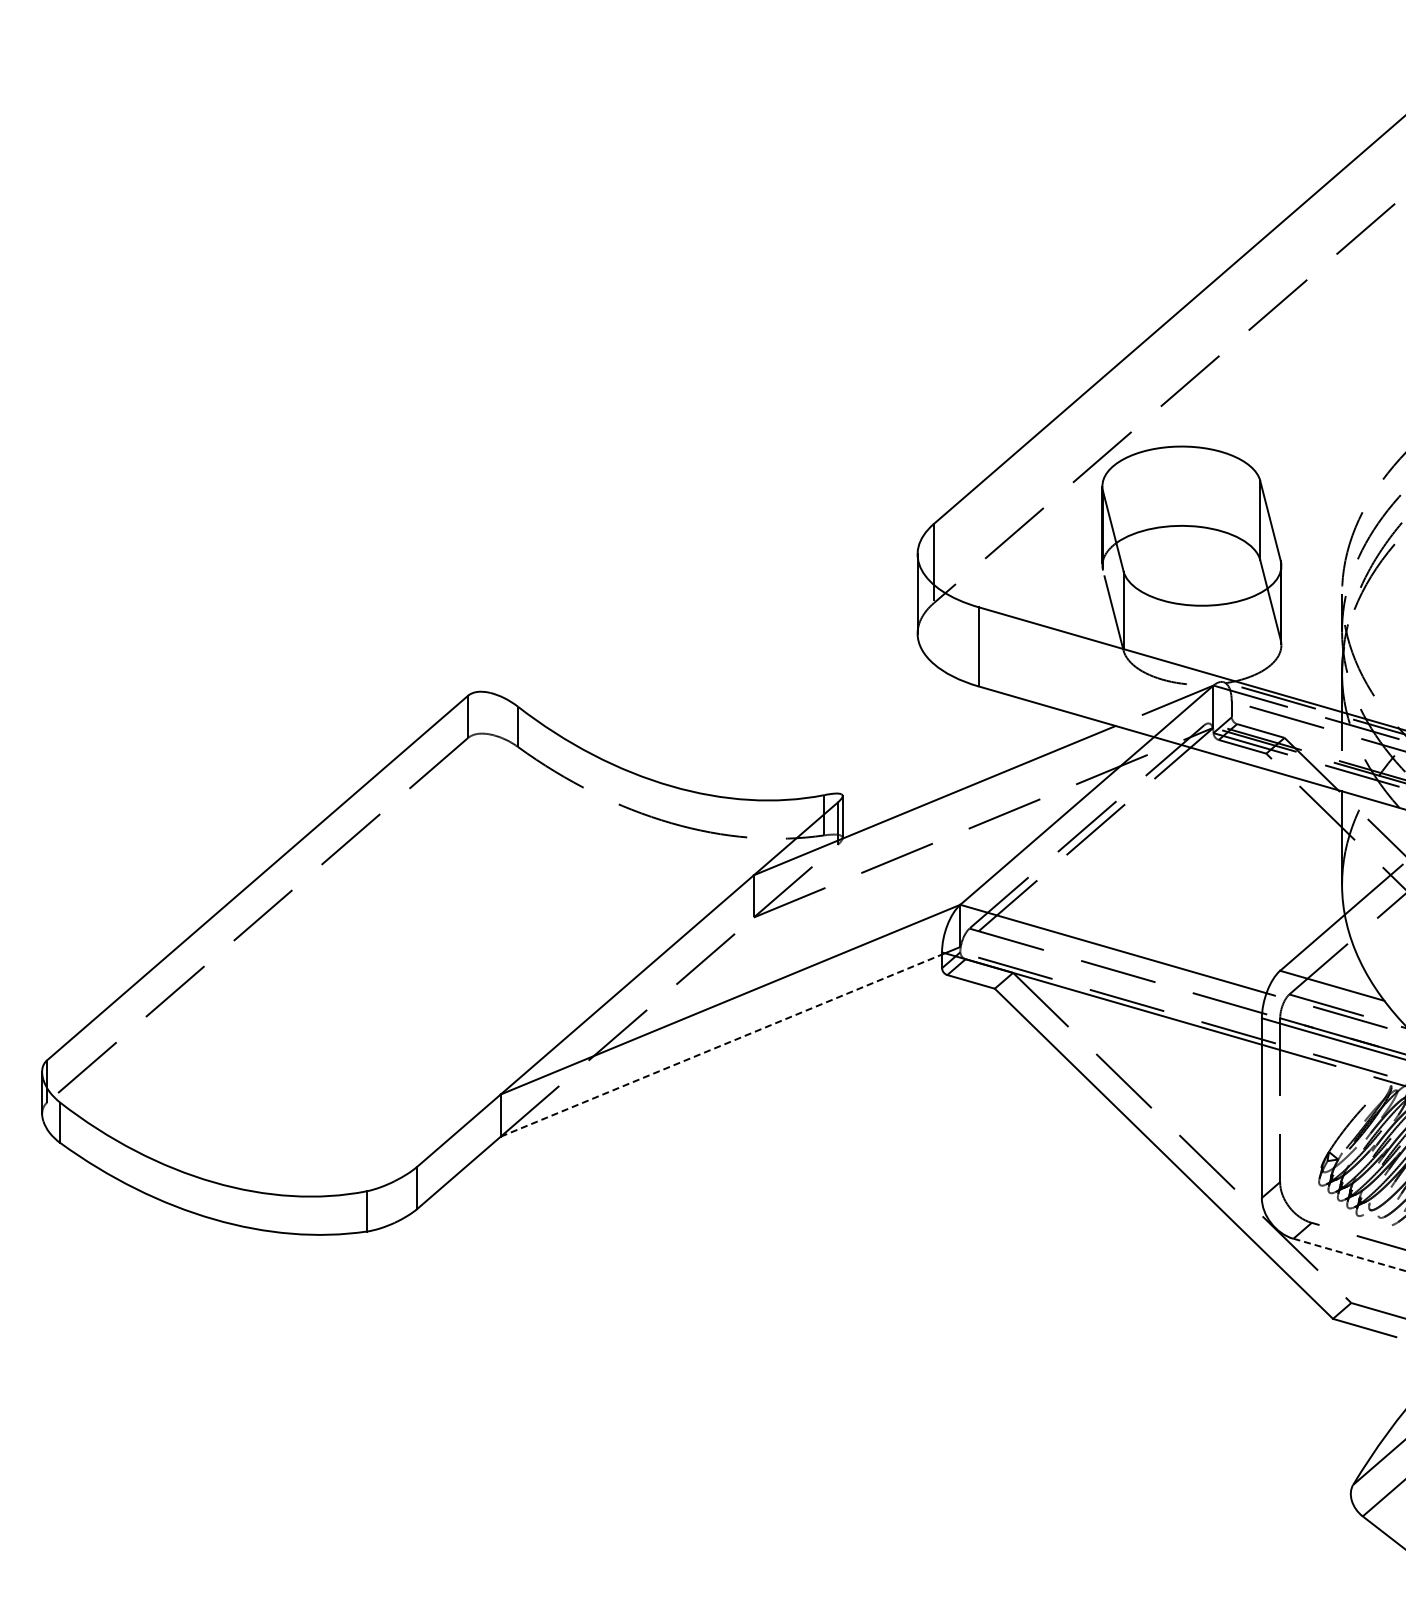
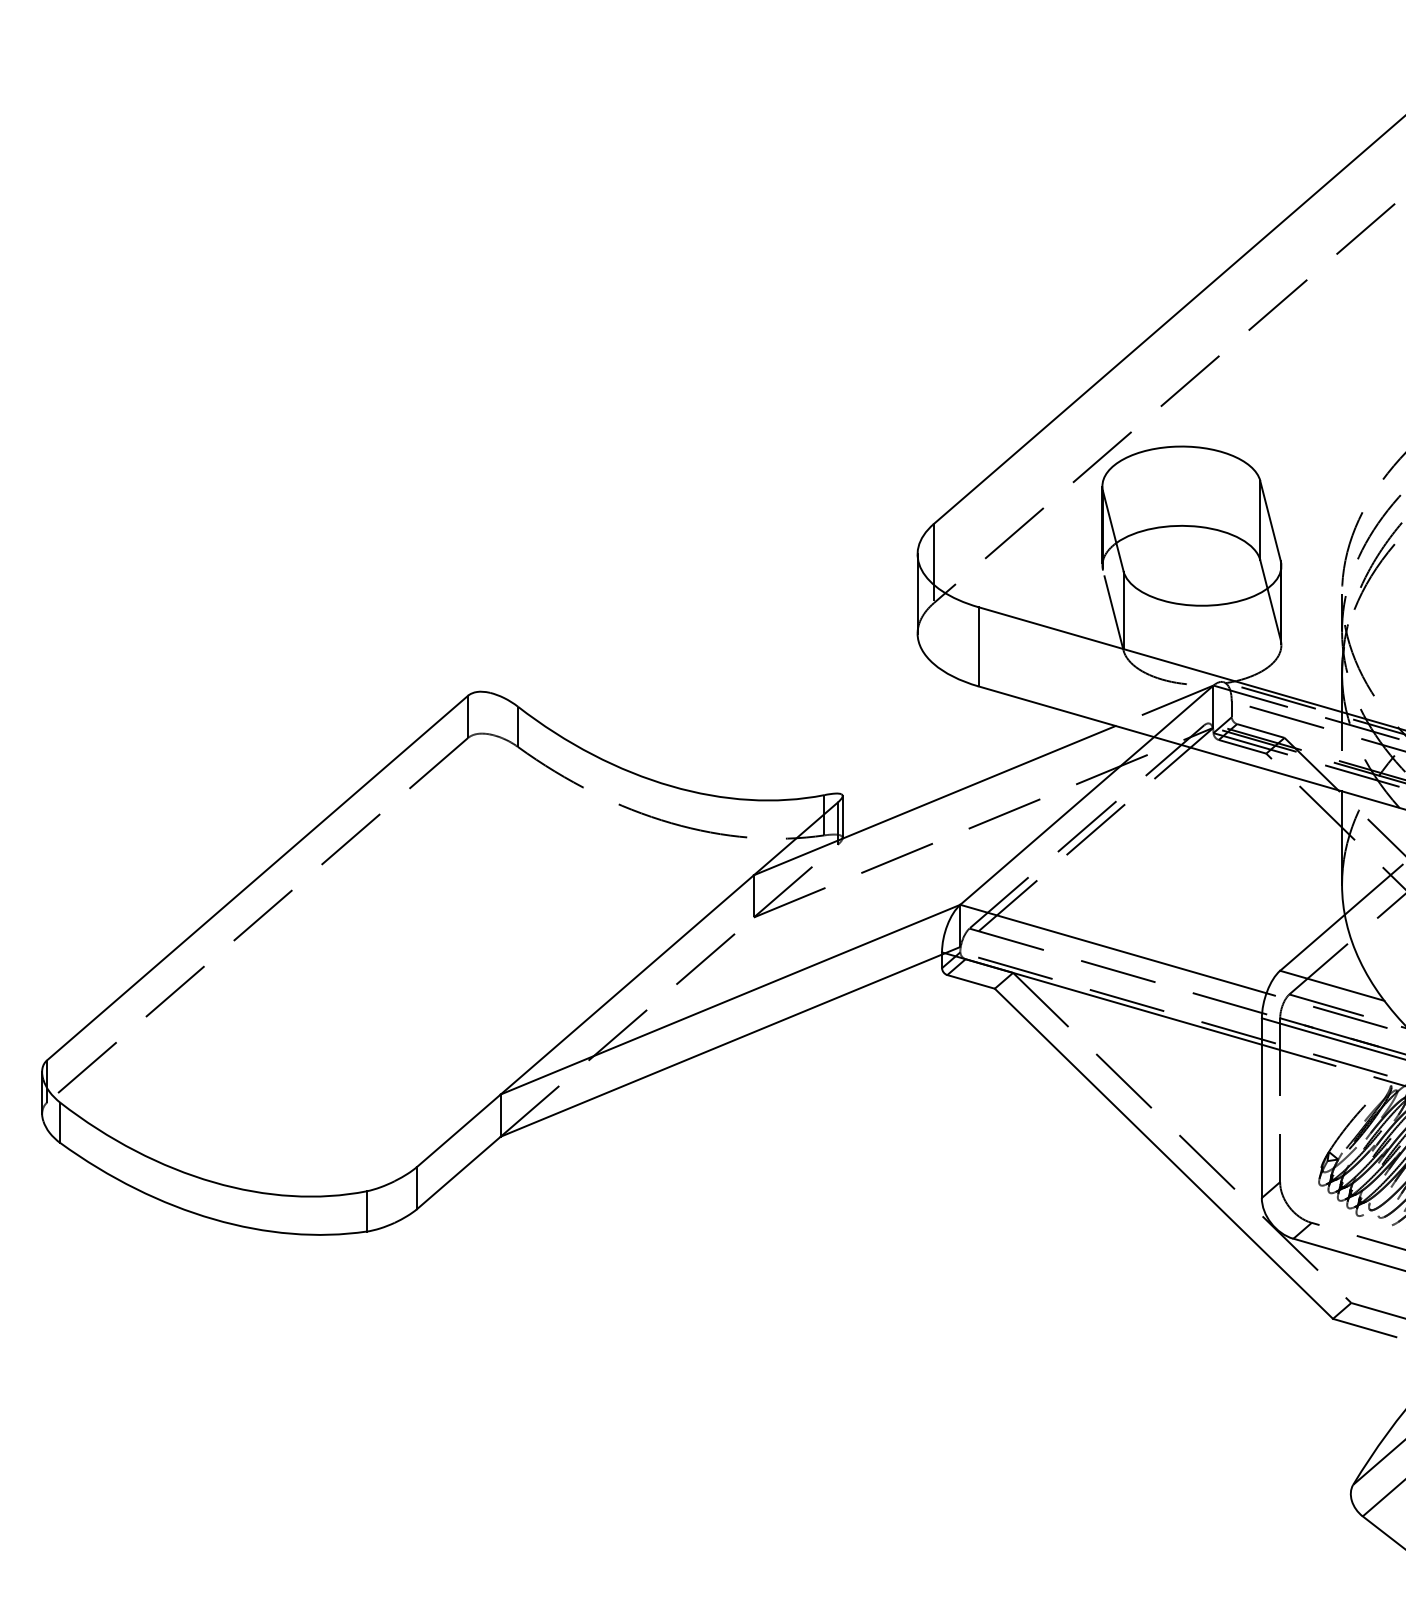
line: dashed -> solid (721, 1045)
line: dashed -> solid (1350, 1255)
